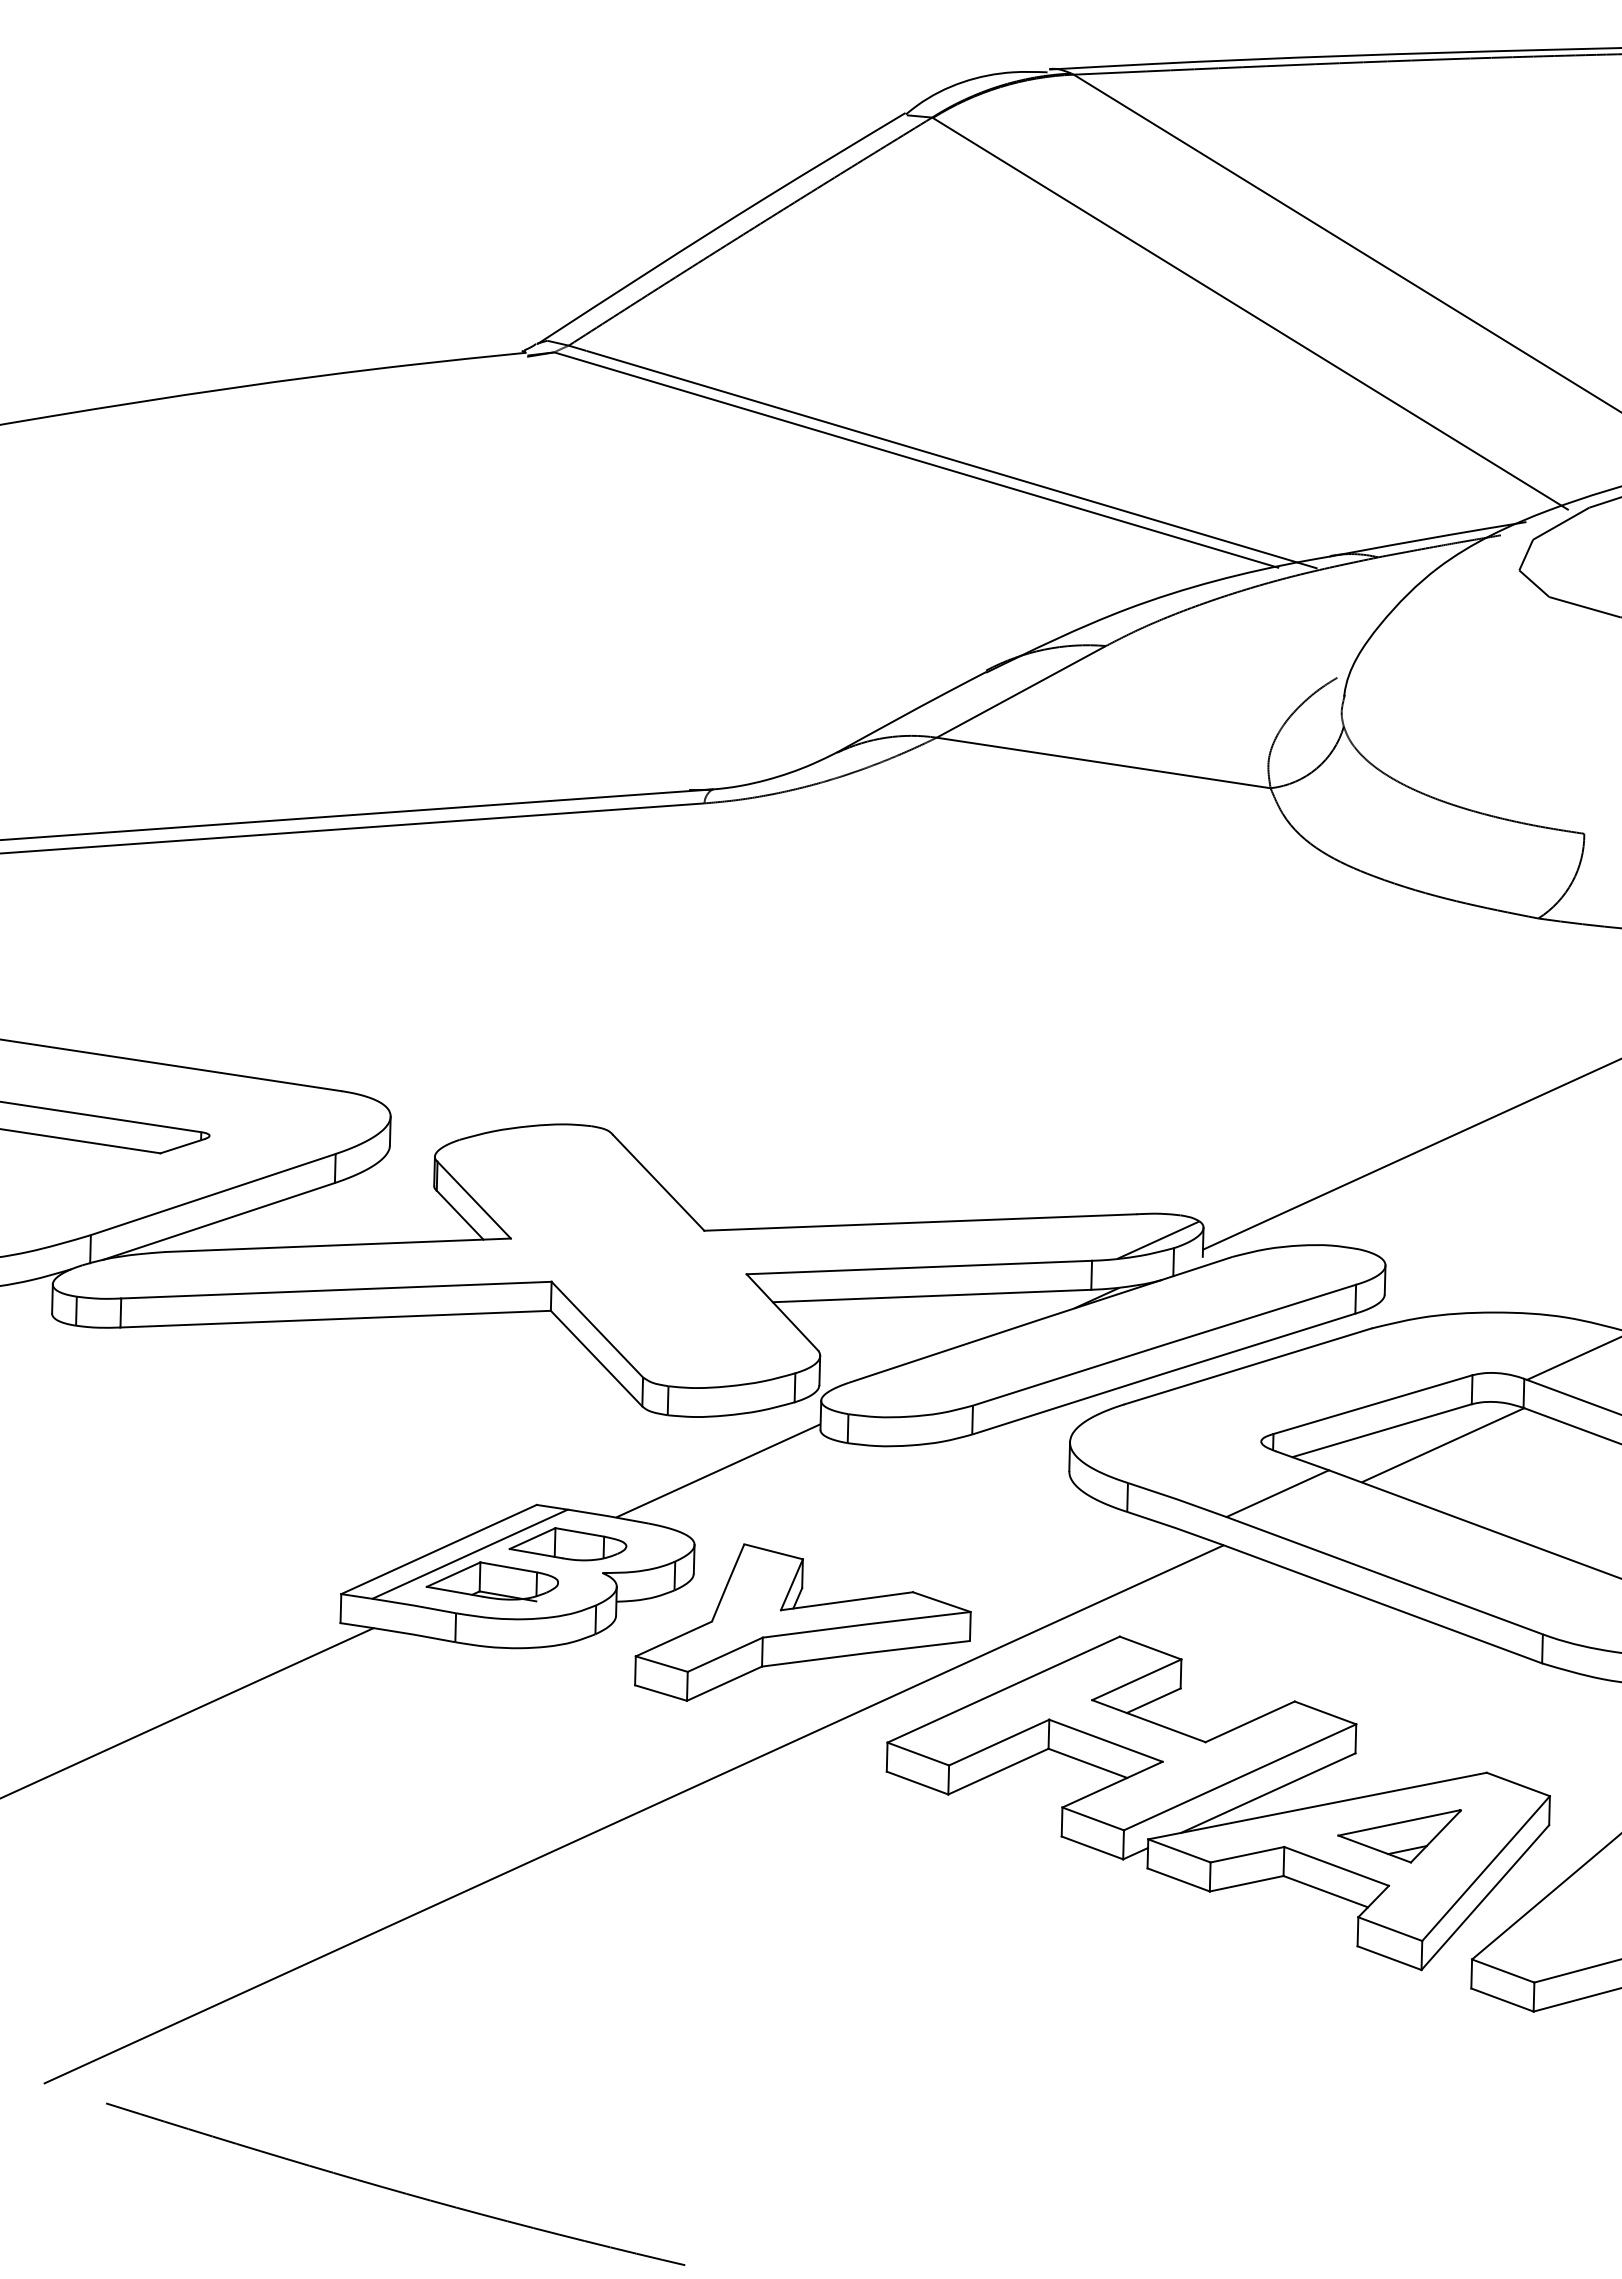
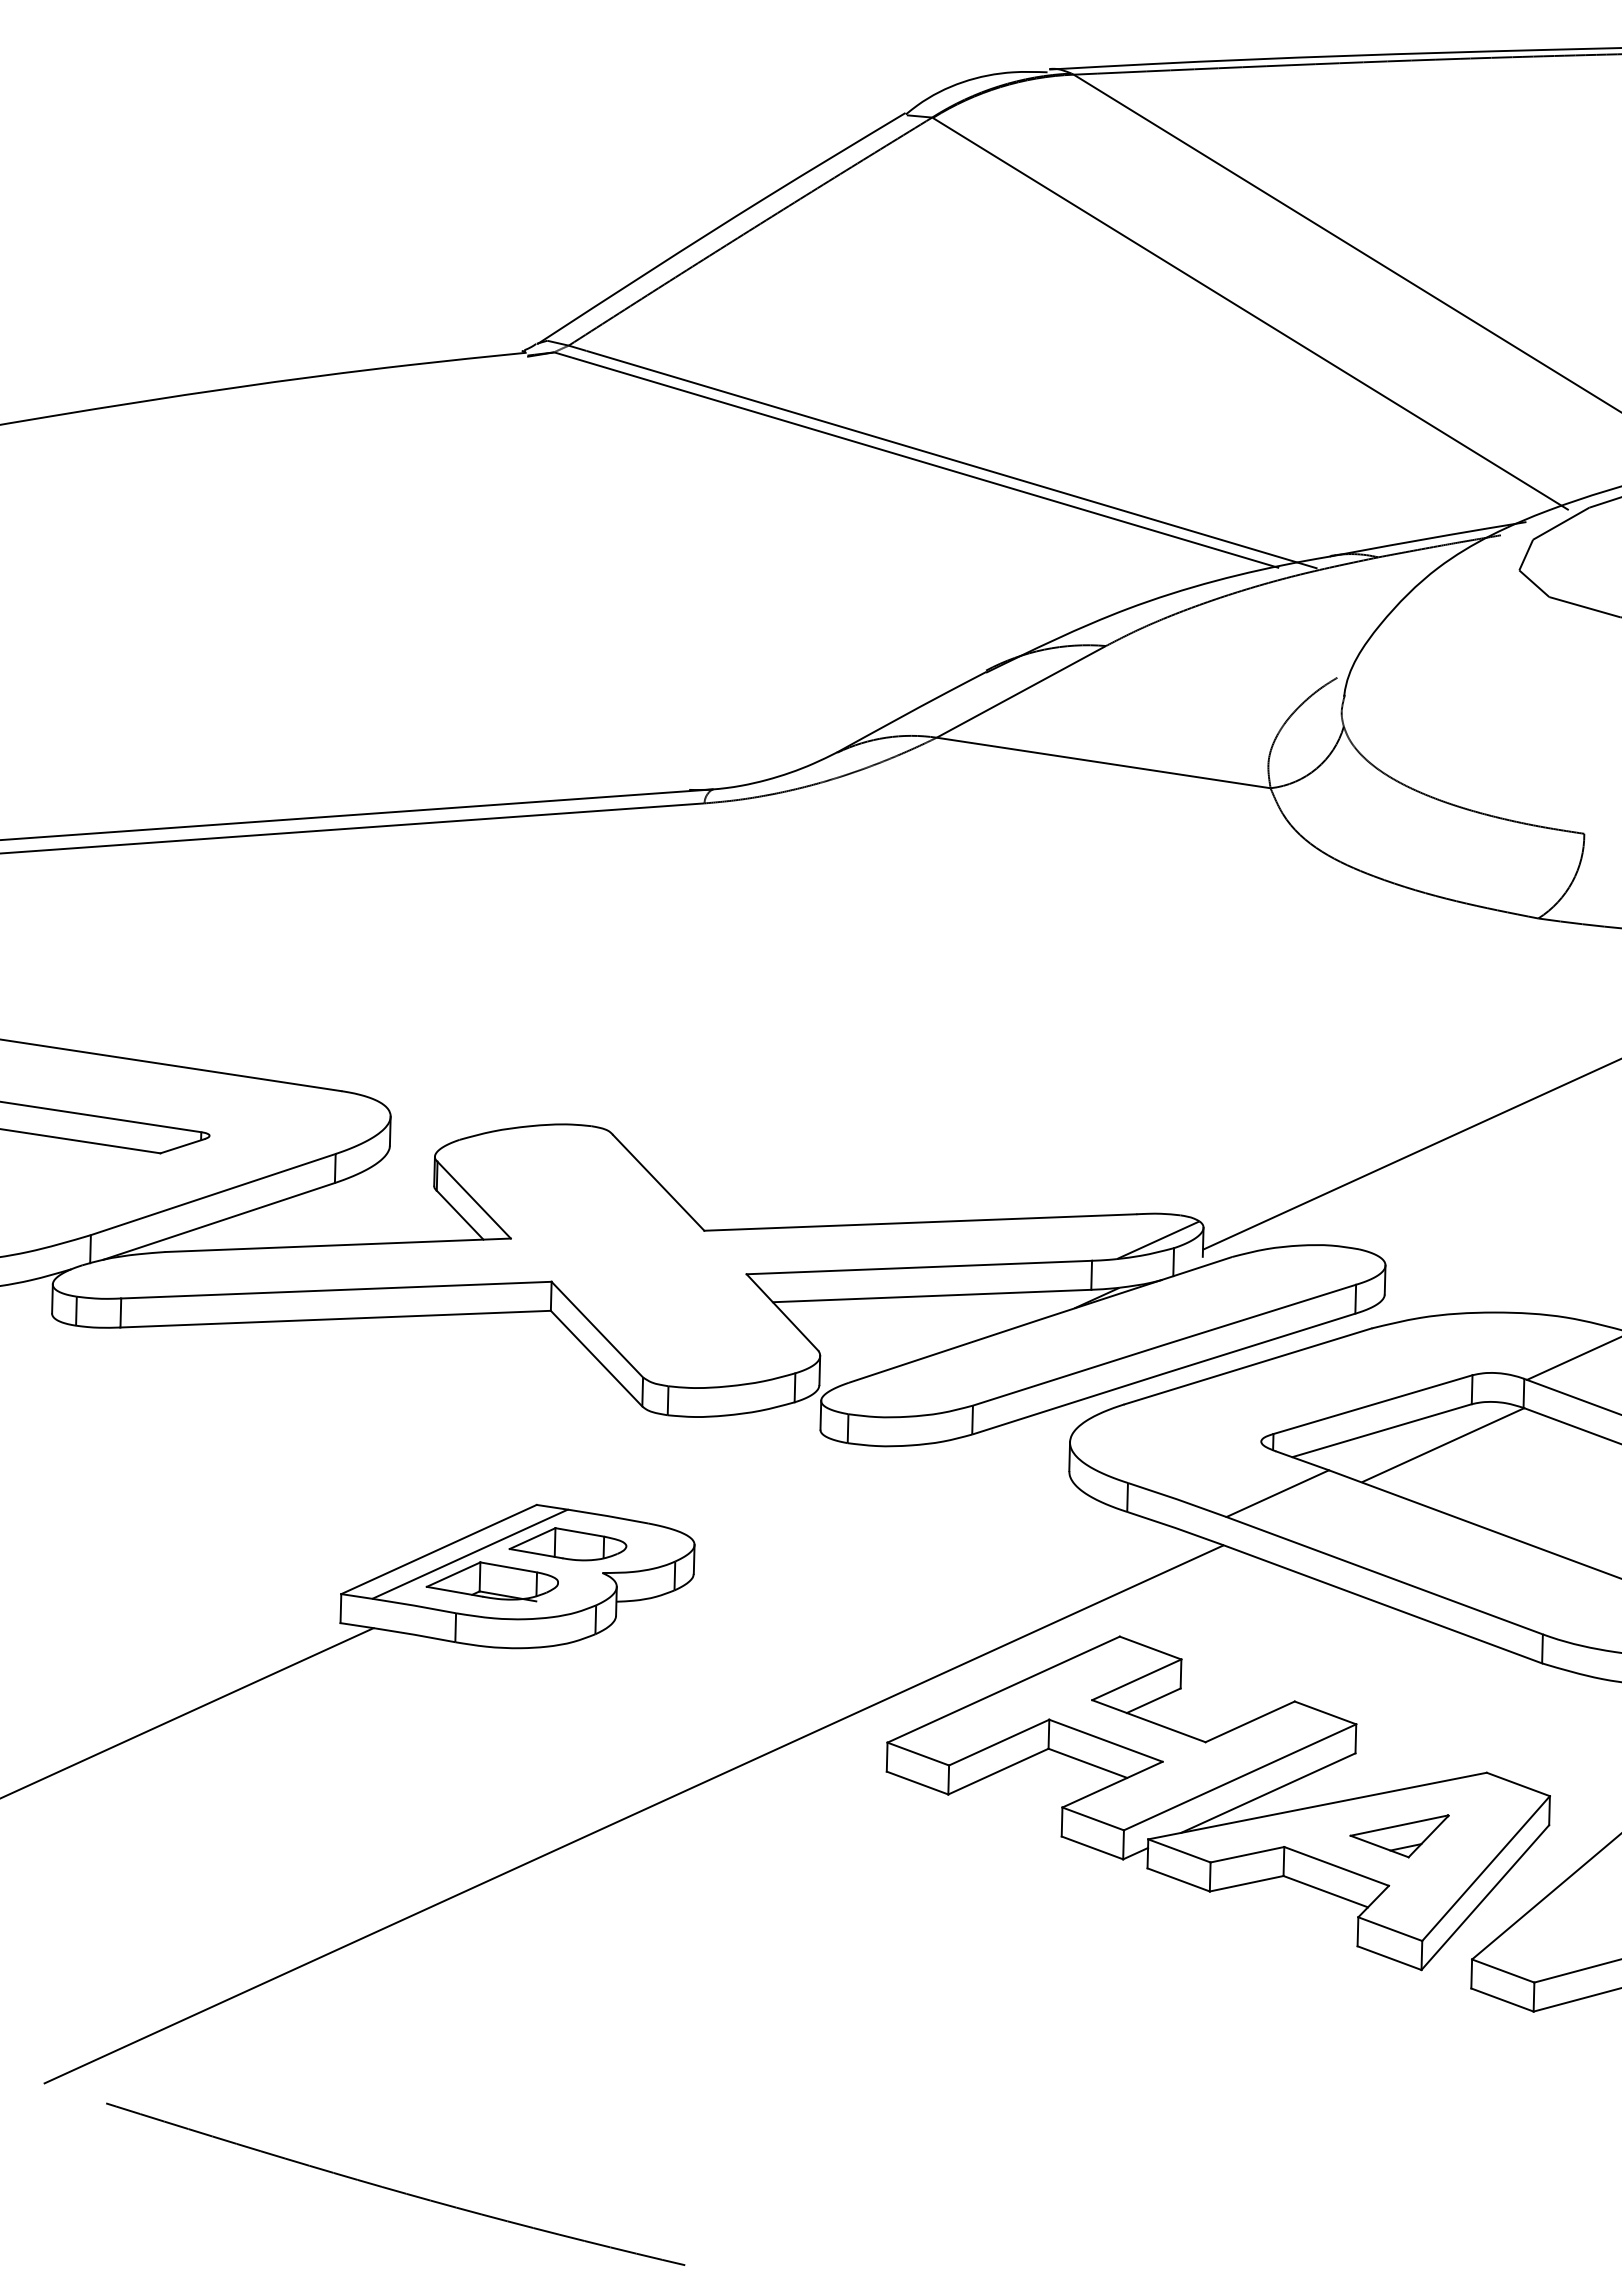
line: present -> none (718, 1470)
part: present -> none (802, 1622)
part size: 125x55 px -> 101x45 px (1399, 1836)
